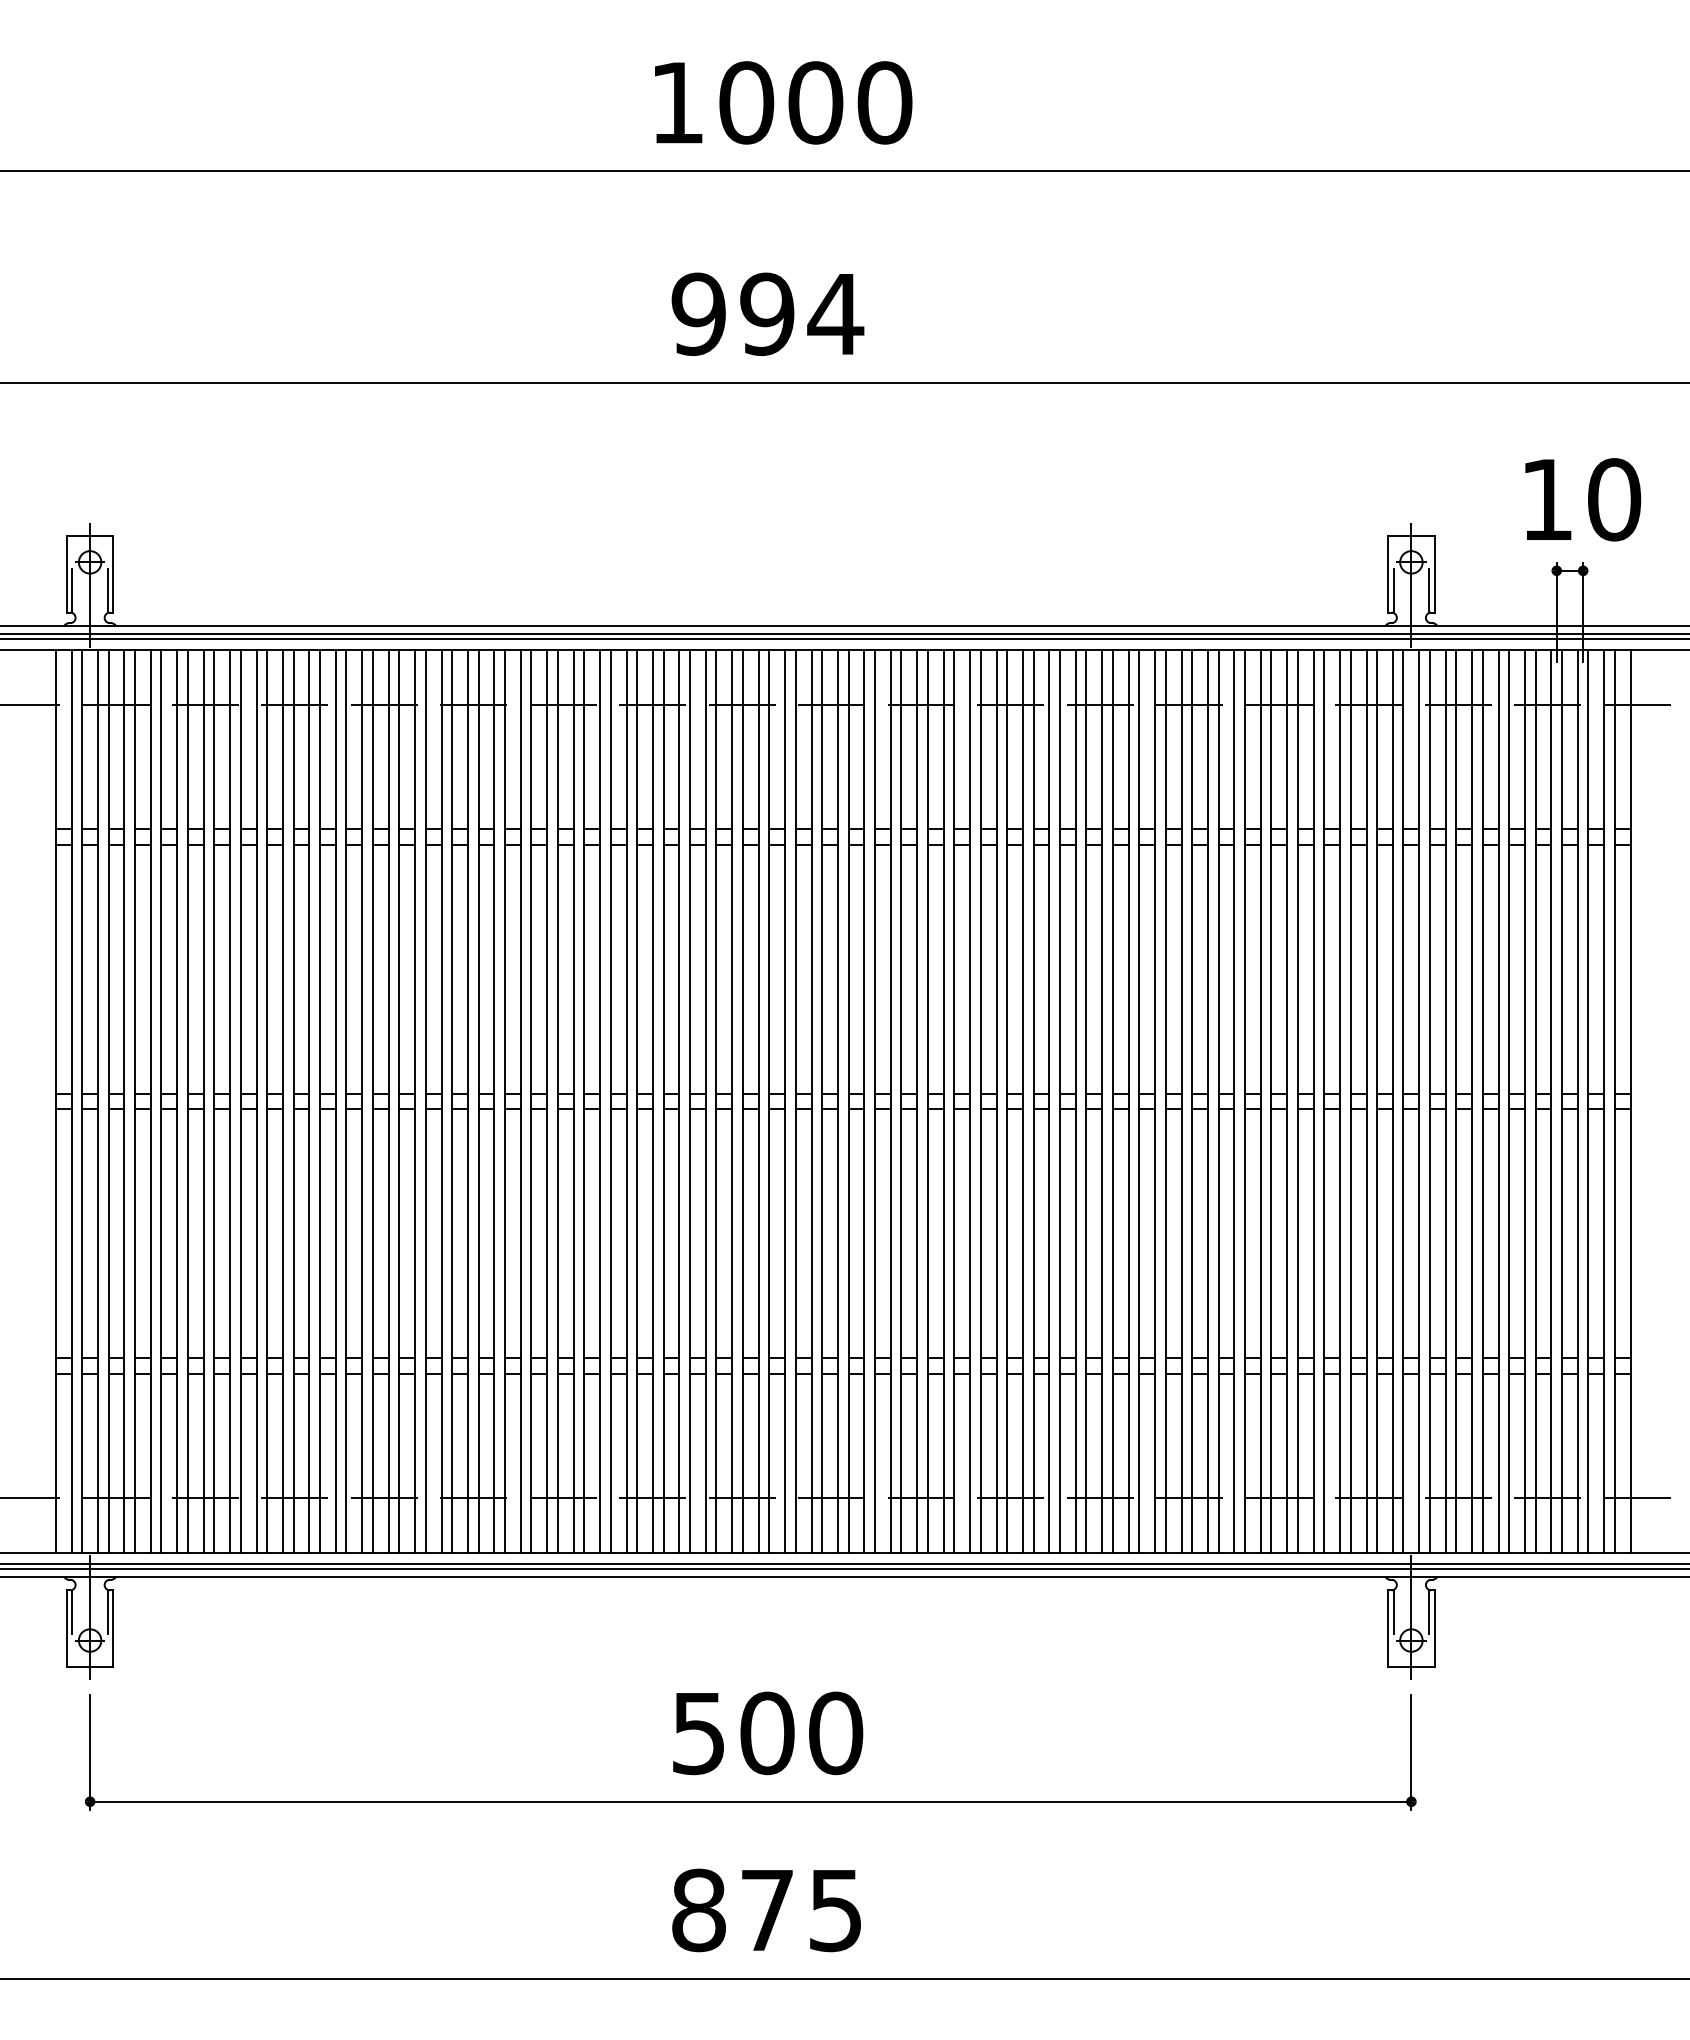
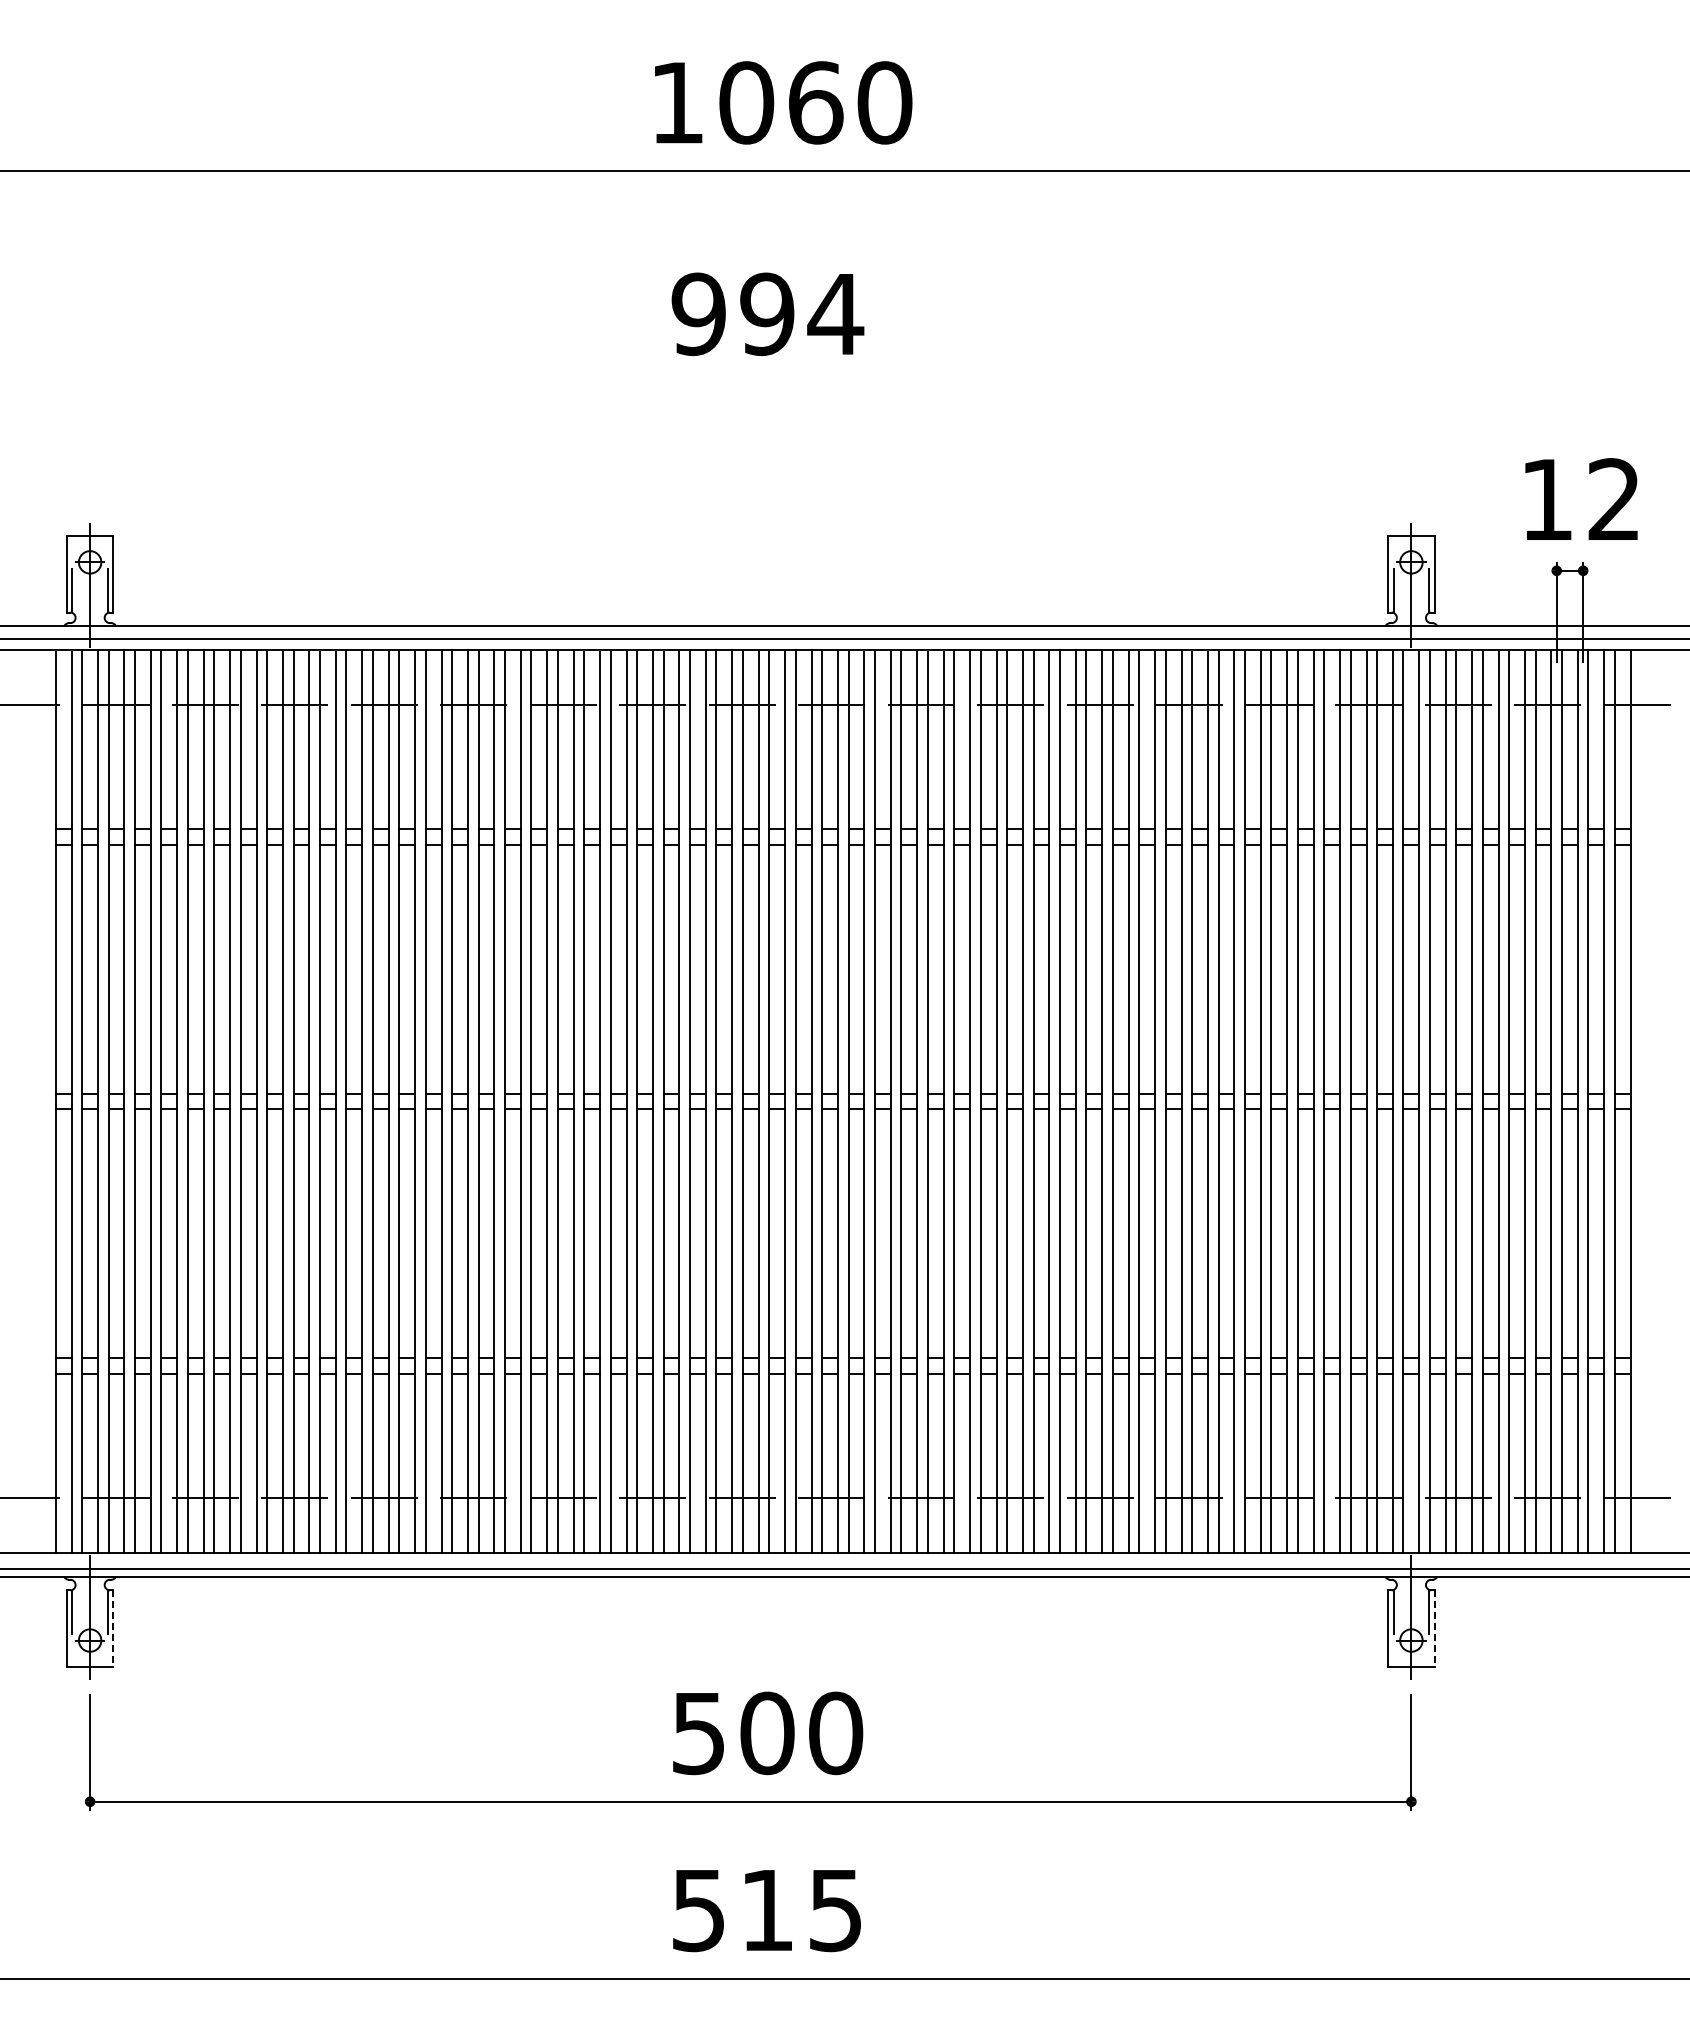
text: 1000 -> 1060 (815, 102)
line: present -> none (844, 382)
text: 10 -> 12 (1614, 499)
line: present -> none (844, 633)
line: present -> none (844, 1563)
line: solid -> dashed (113, 1629)
line: solid -> dashed (1434, 1629)
text: 875 -> 515 (732, 1910)
